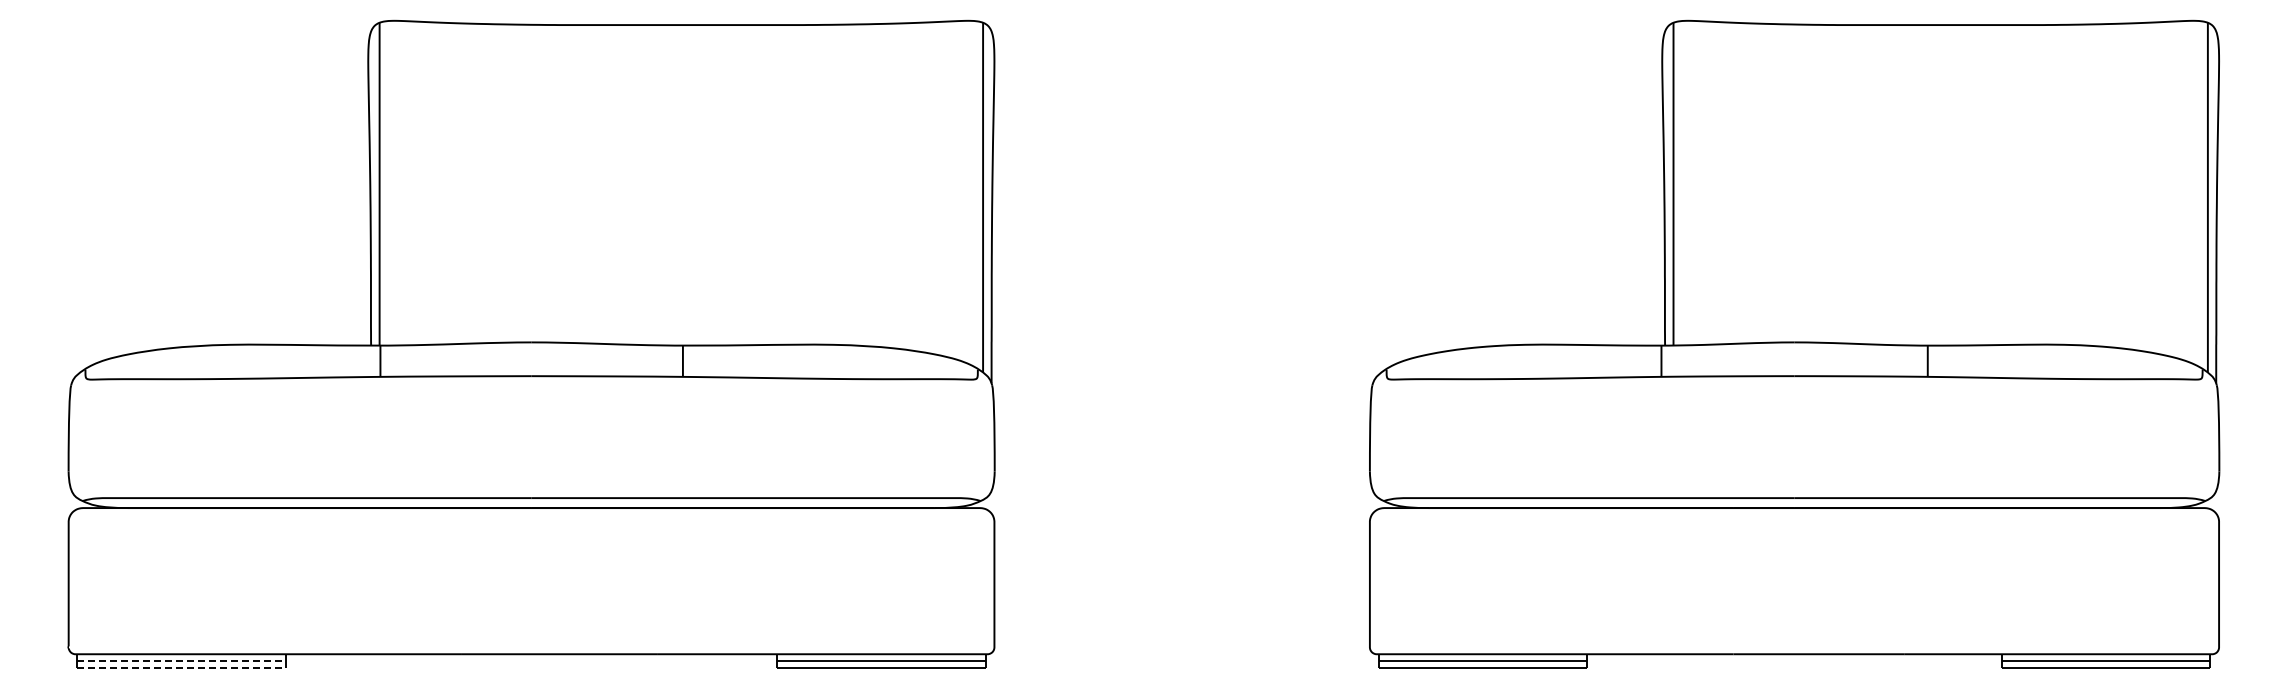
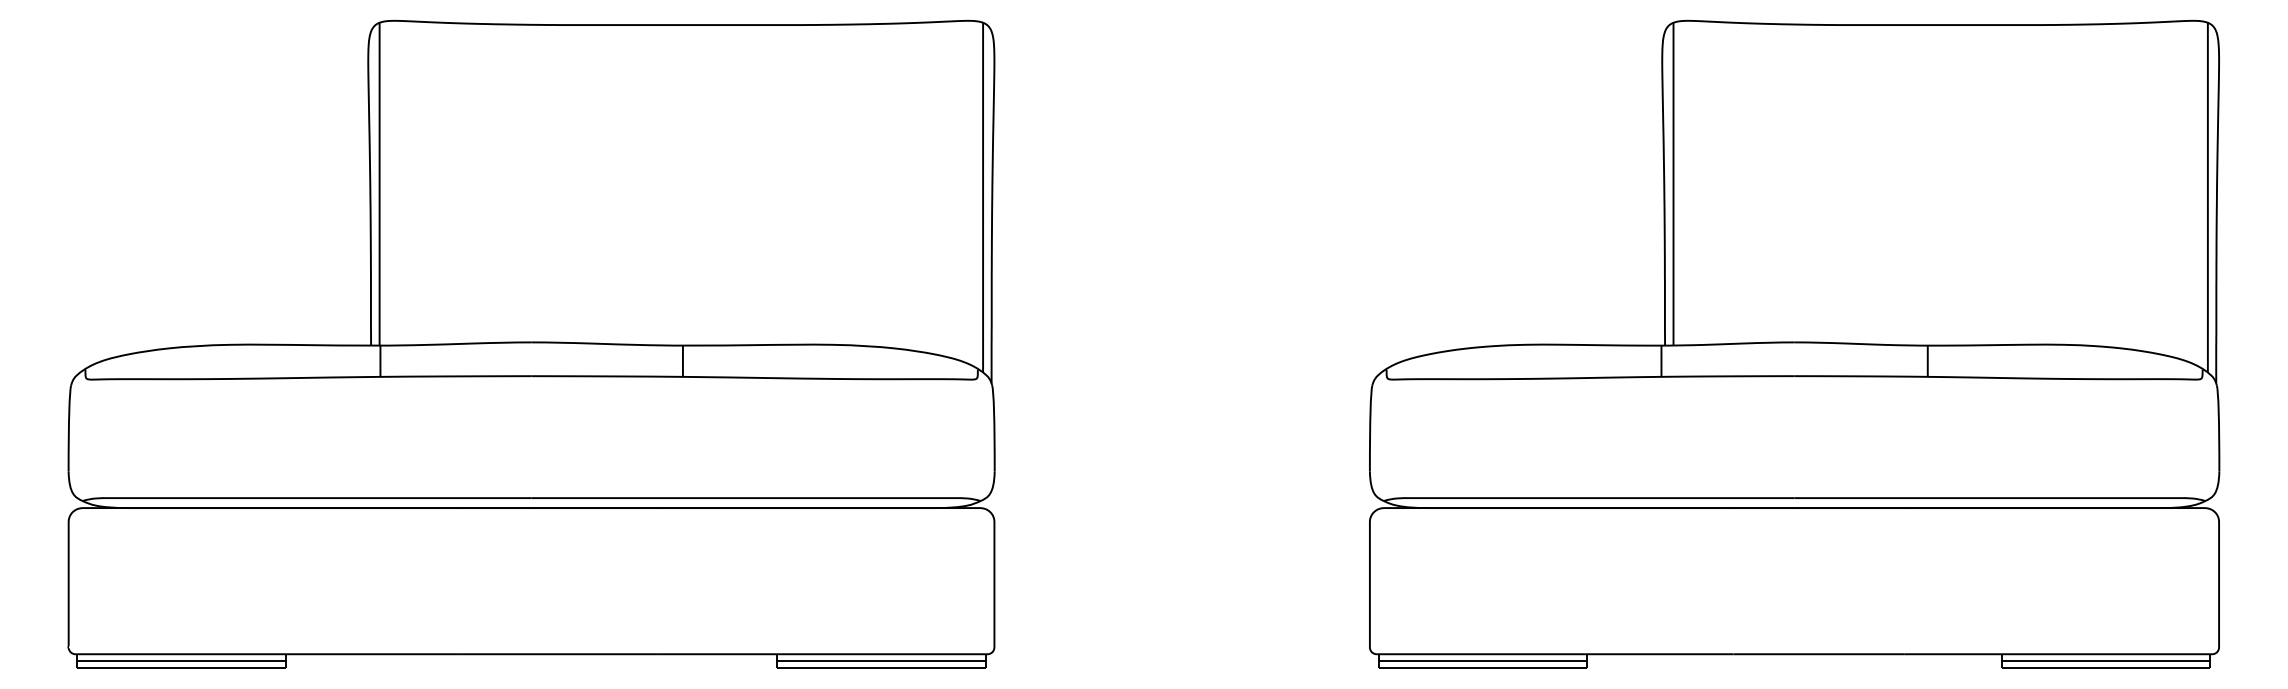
line: dashed -> solid (182, 661)
line: dashed -> solid (182, 668)
